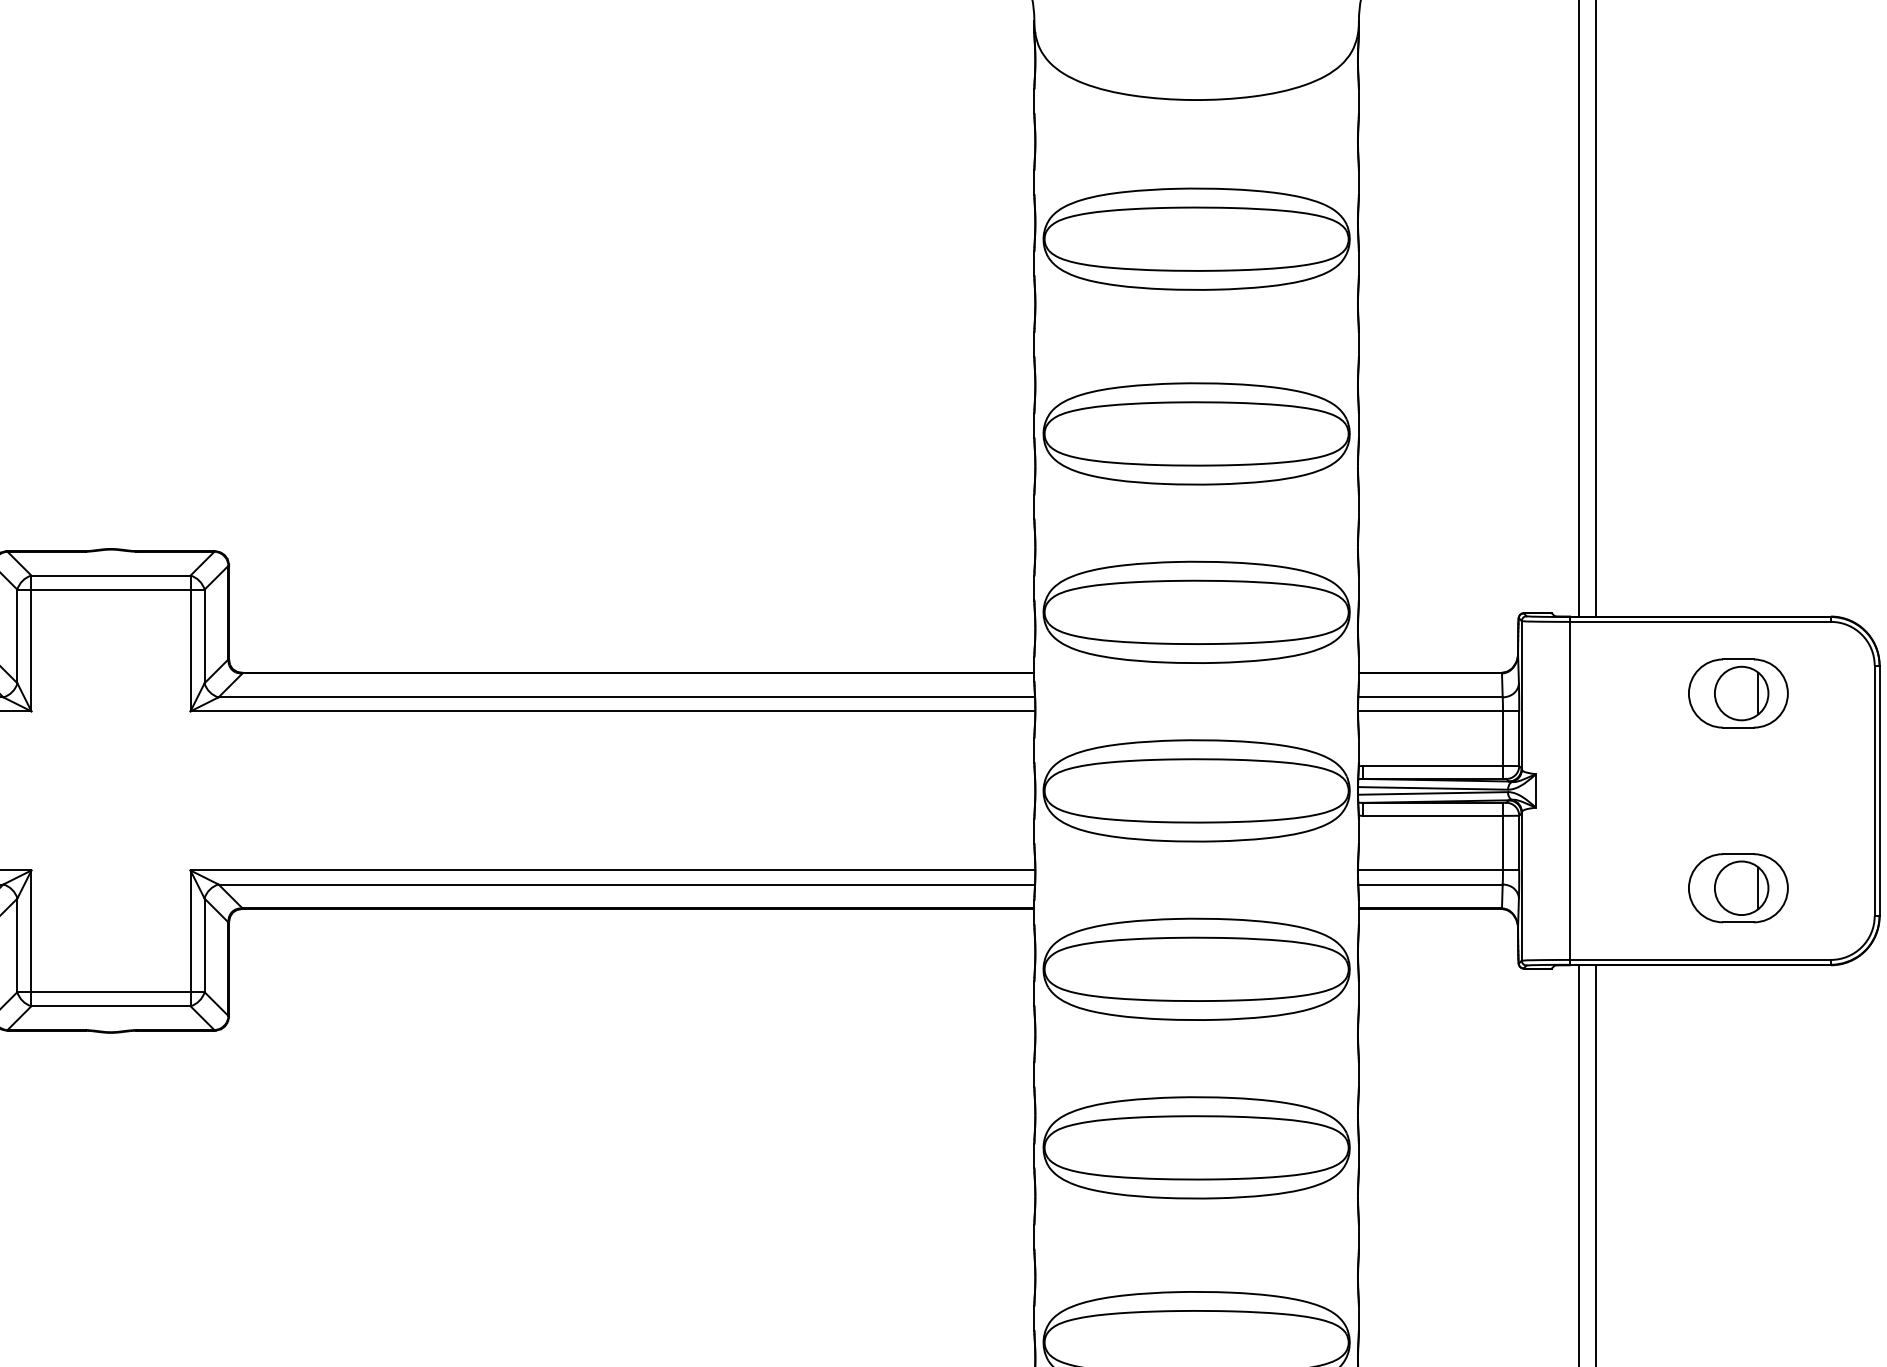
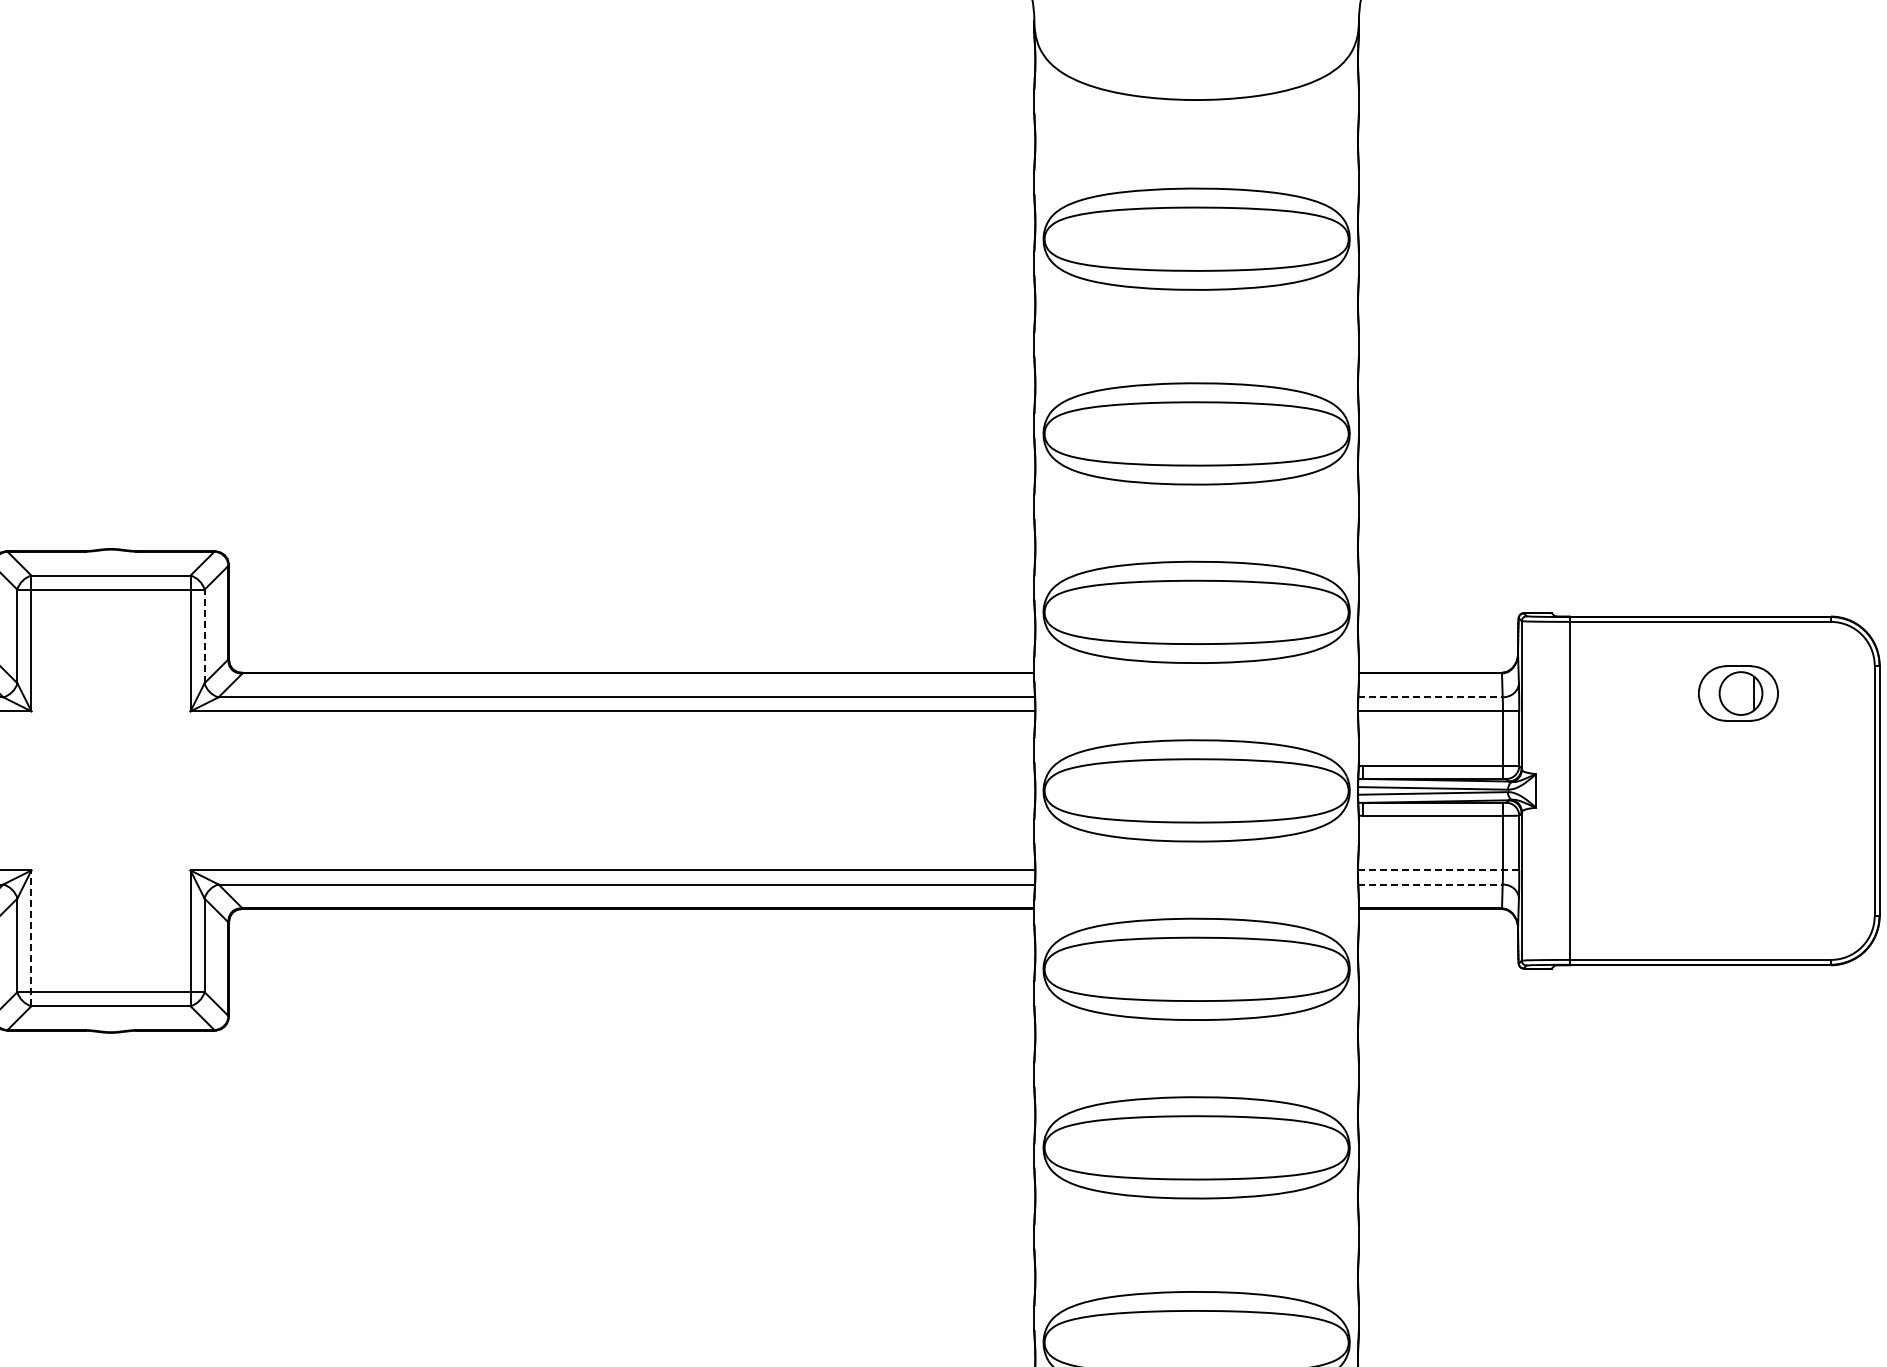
line: present -> none (1579, 309)
line: present -> none (1595, 309)
line: solid -> dashed (204, 636)
part size: 101x71 px -> 81x57 px (1738, 693)
line: solid -> dashed (1430, 697)
line: solid -> dashed (1438, 870)
line: solid -> dashed (1430, 884)
part: present -> none (1738, 888)
line: solid -> dashed (31, 938)
line: present -> none (1579, 1164)
line: present -> none (1595, 1164)
